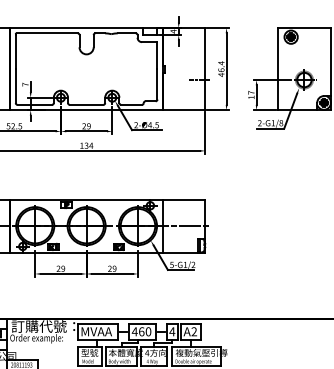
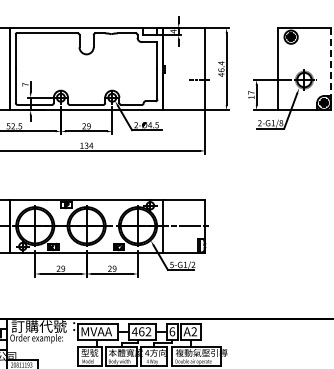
line: solid -> dashed (331, 62)
text: 460 -> 462 (148, 331)
text: 4 -> 6 (172, 331)
